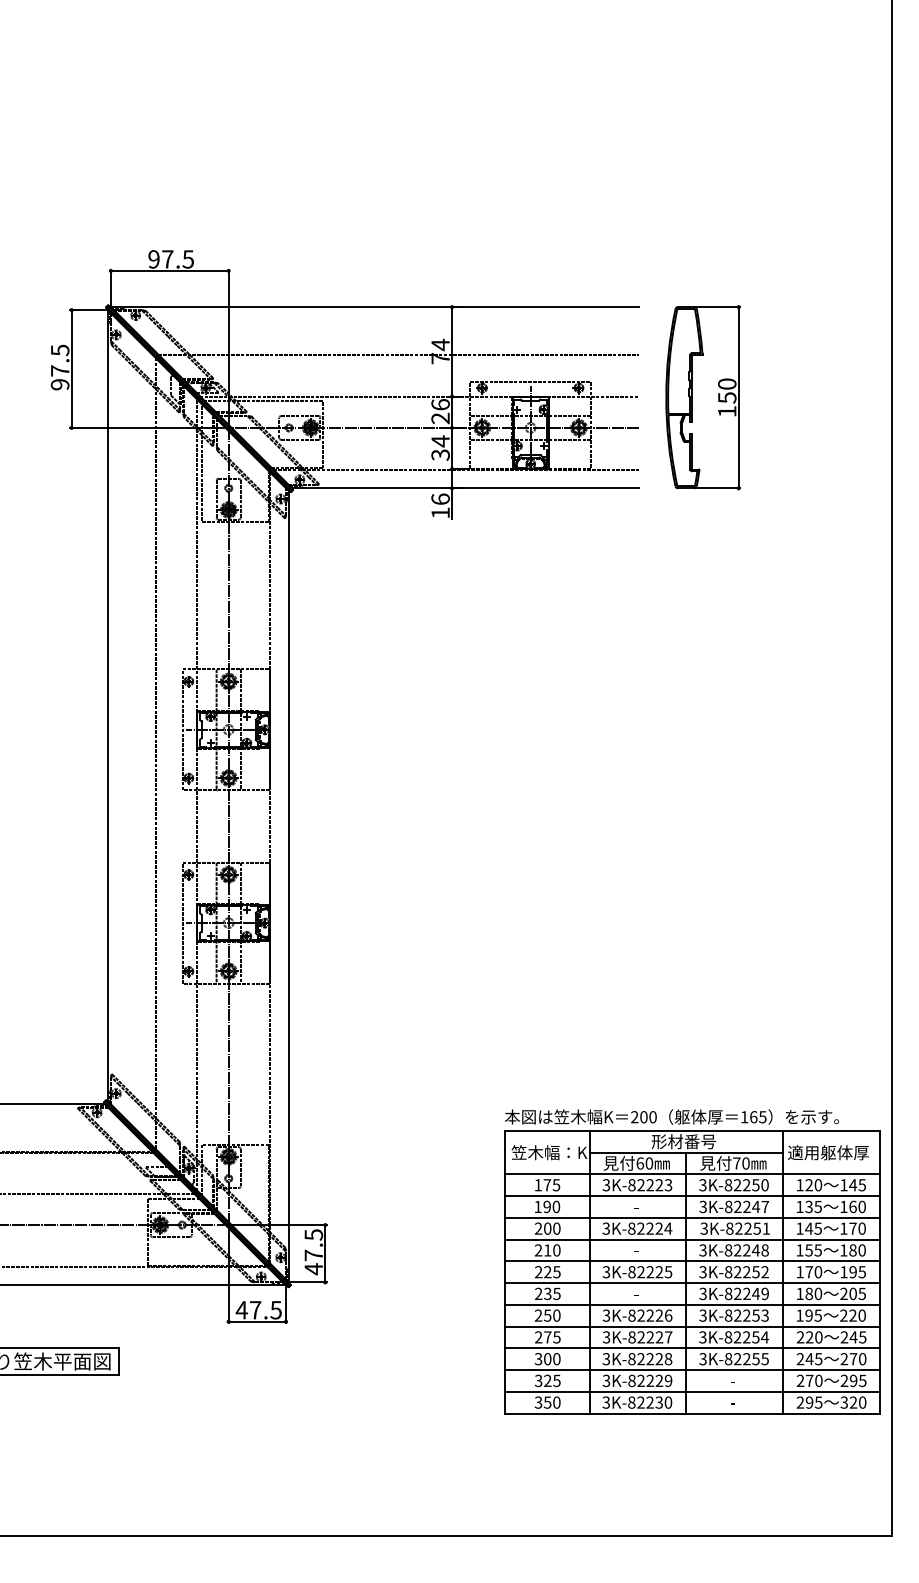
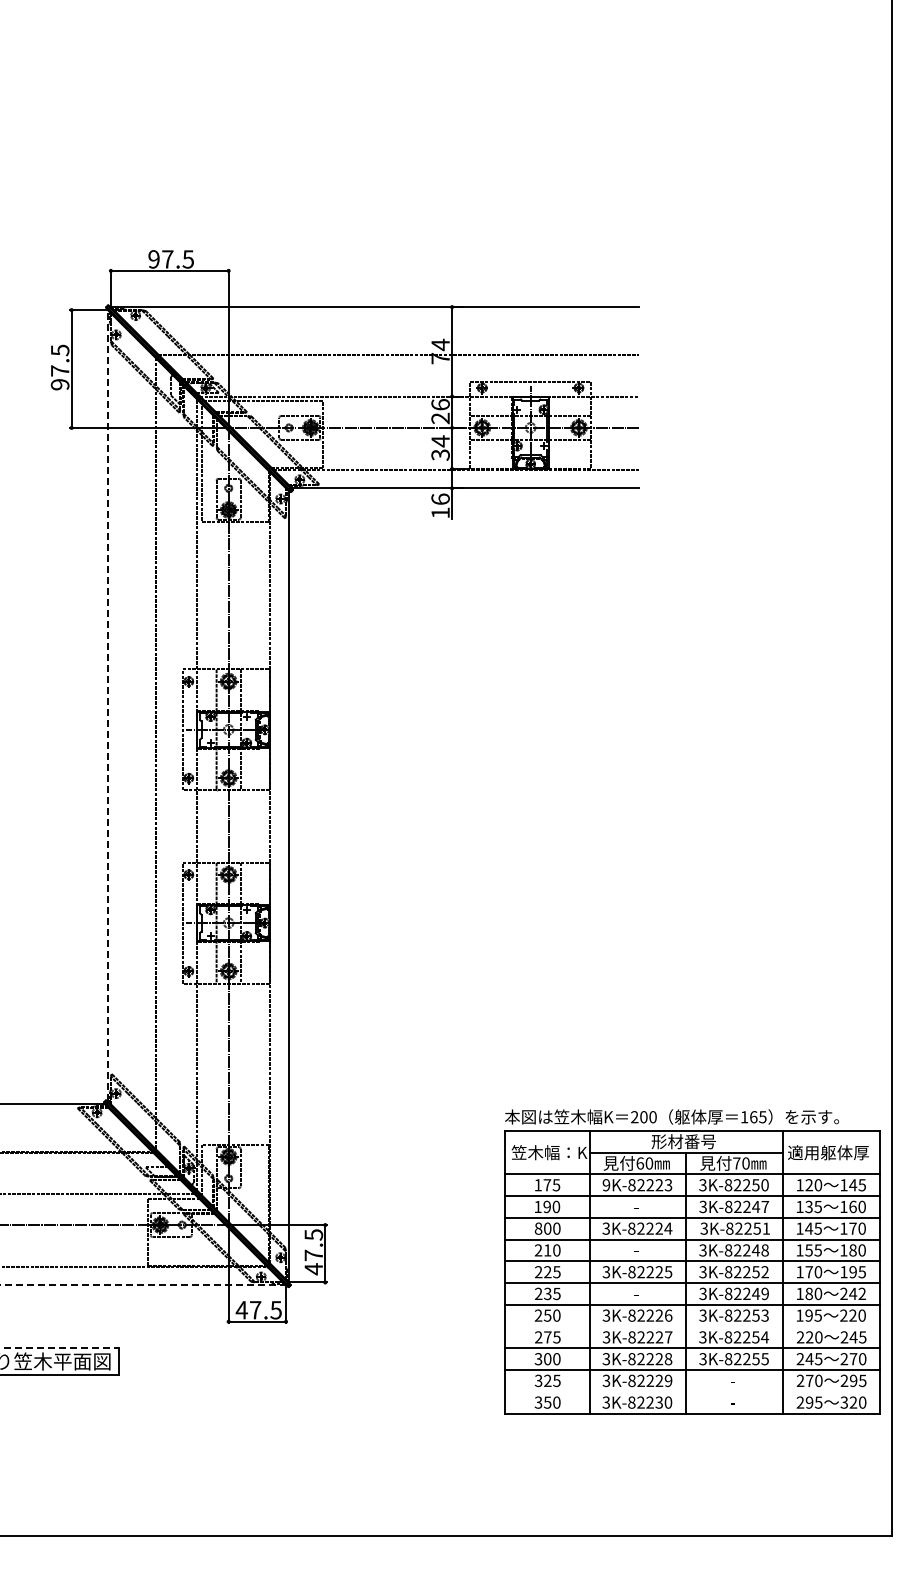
part: present -> none (702, 397)
line: solid -> dashed (107, 705)
text: 3K-82223 -> 9K-82223 (606, 1185)
text: 200 -> 800 (538, 1228)
line: solid -> dashed (143, 1285)
text: 205 -> 242 (857, 1293)
line: present -> none (692, 1326)
line: solid -> dashed (59, 1348)
line: present -> none (692, 1391)
